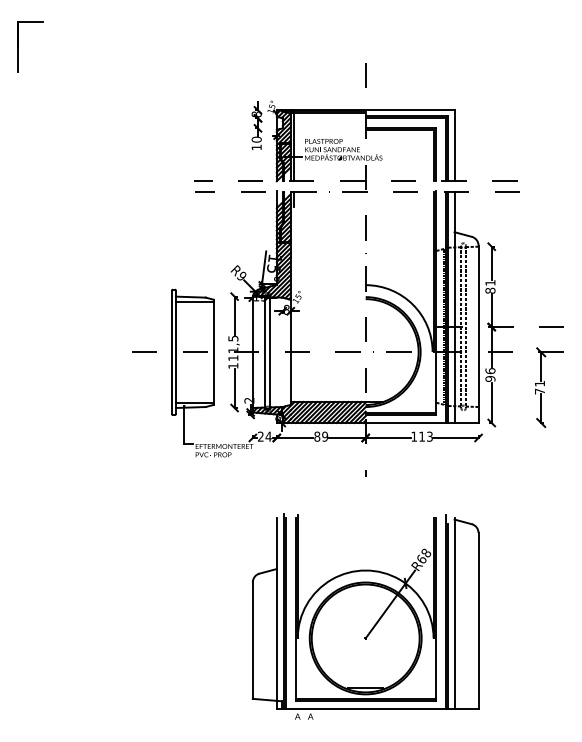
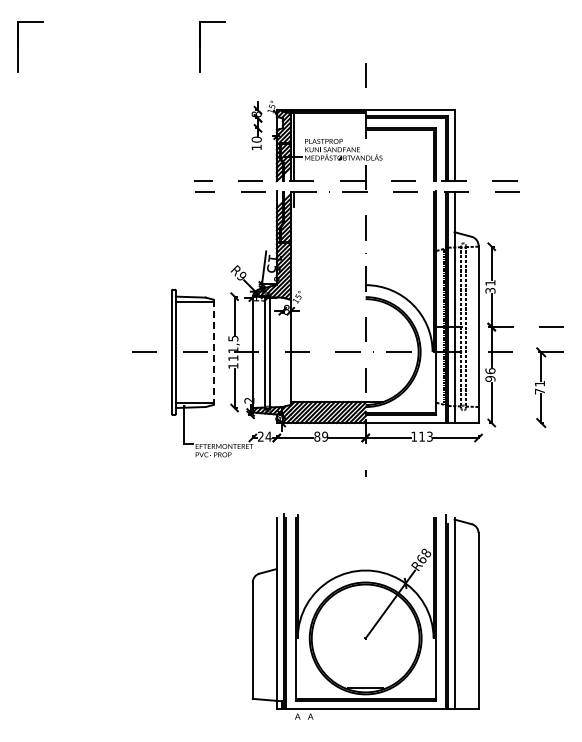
part: none -> present (200, 46)
text: 81 -> 31 (490, 290)
line: solid -> dashed (213, 352)
